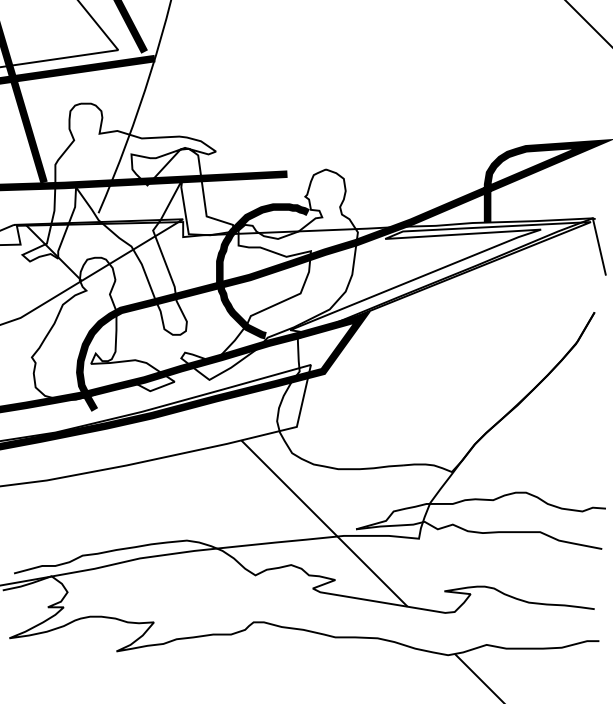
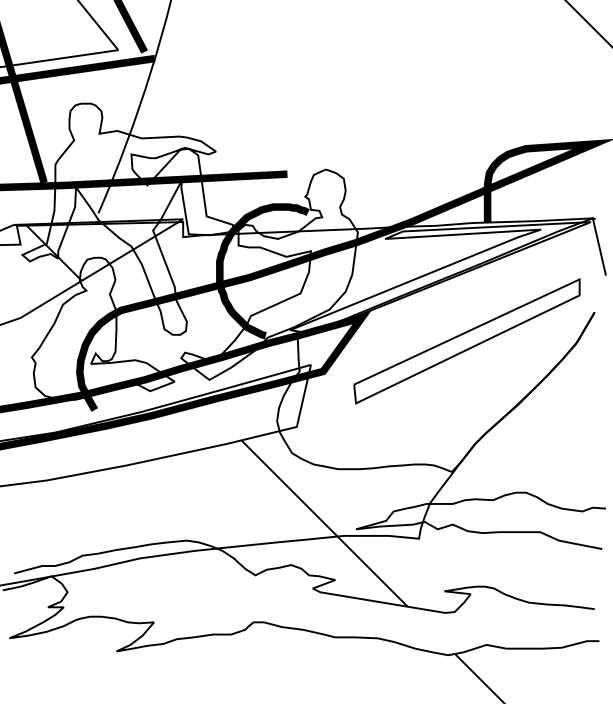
part: none -> present (466, 341)
